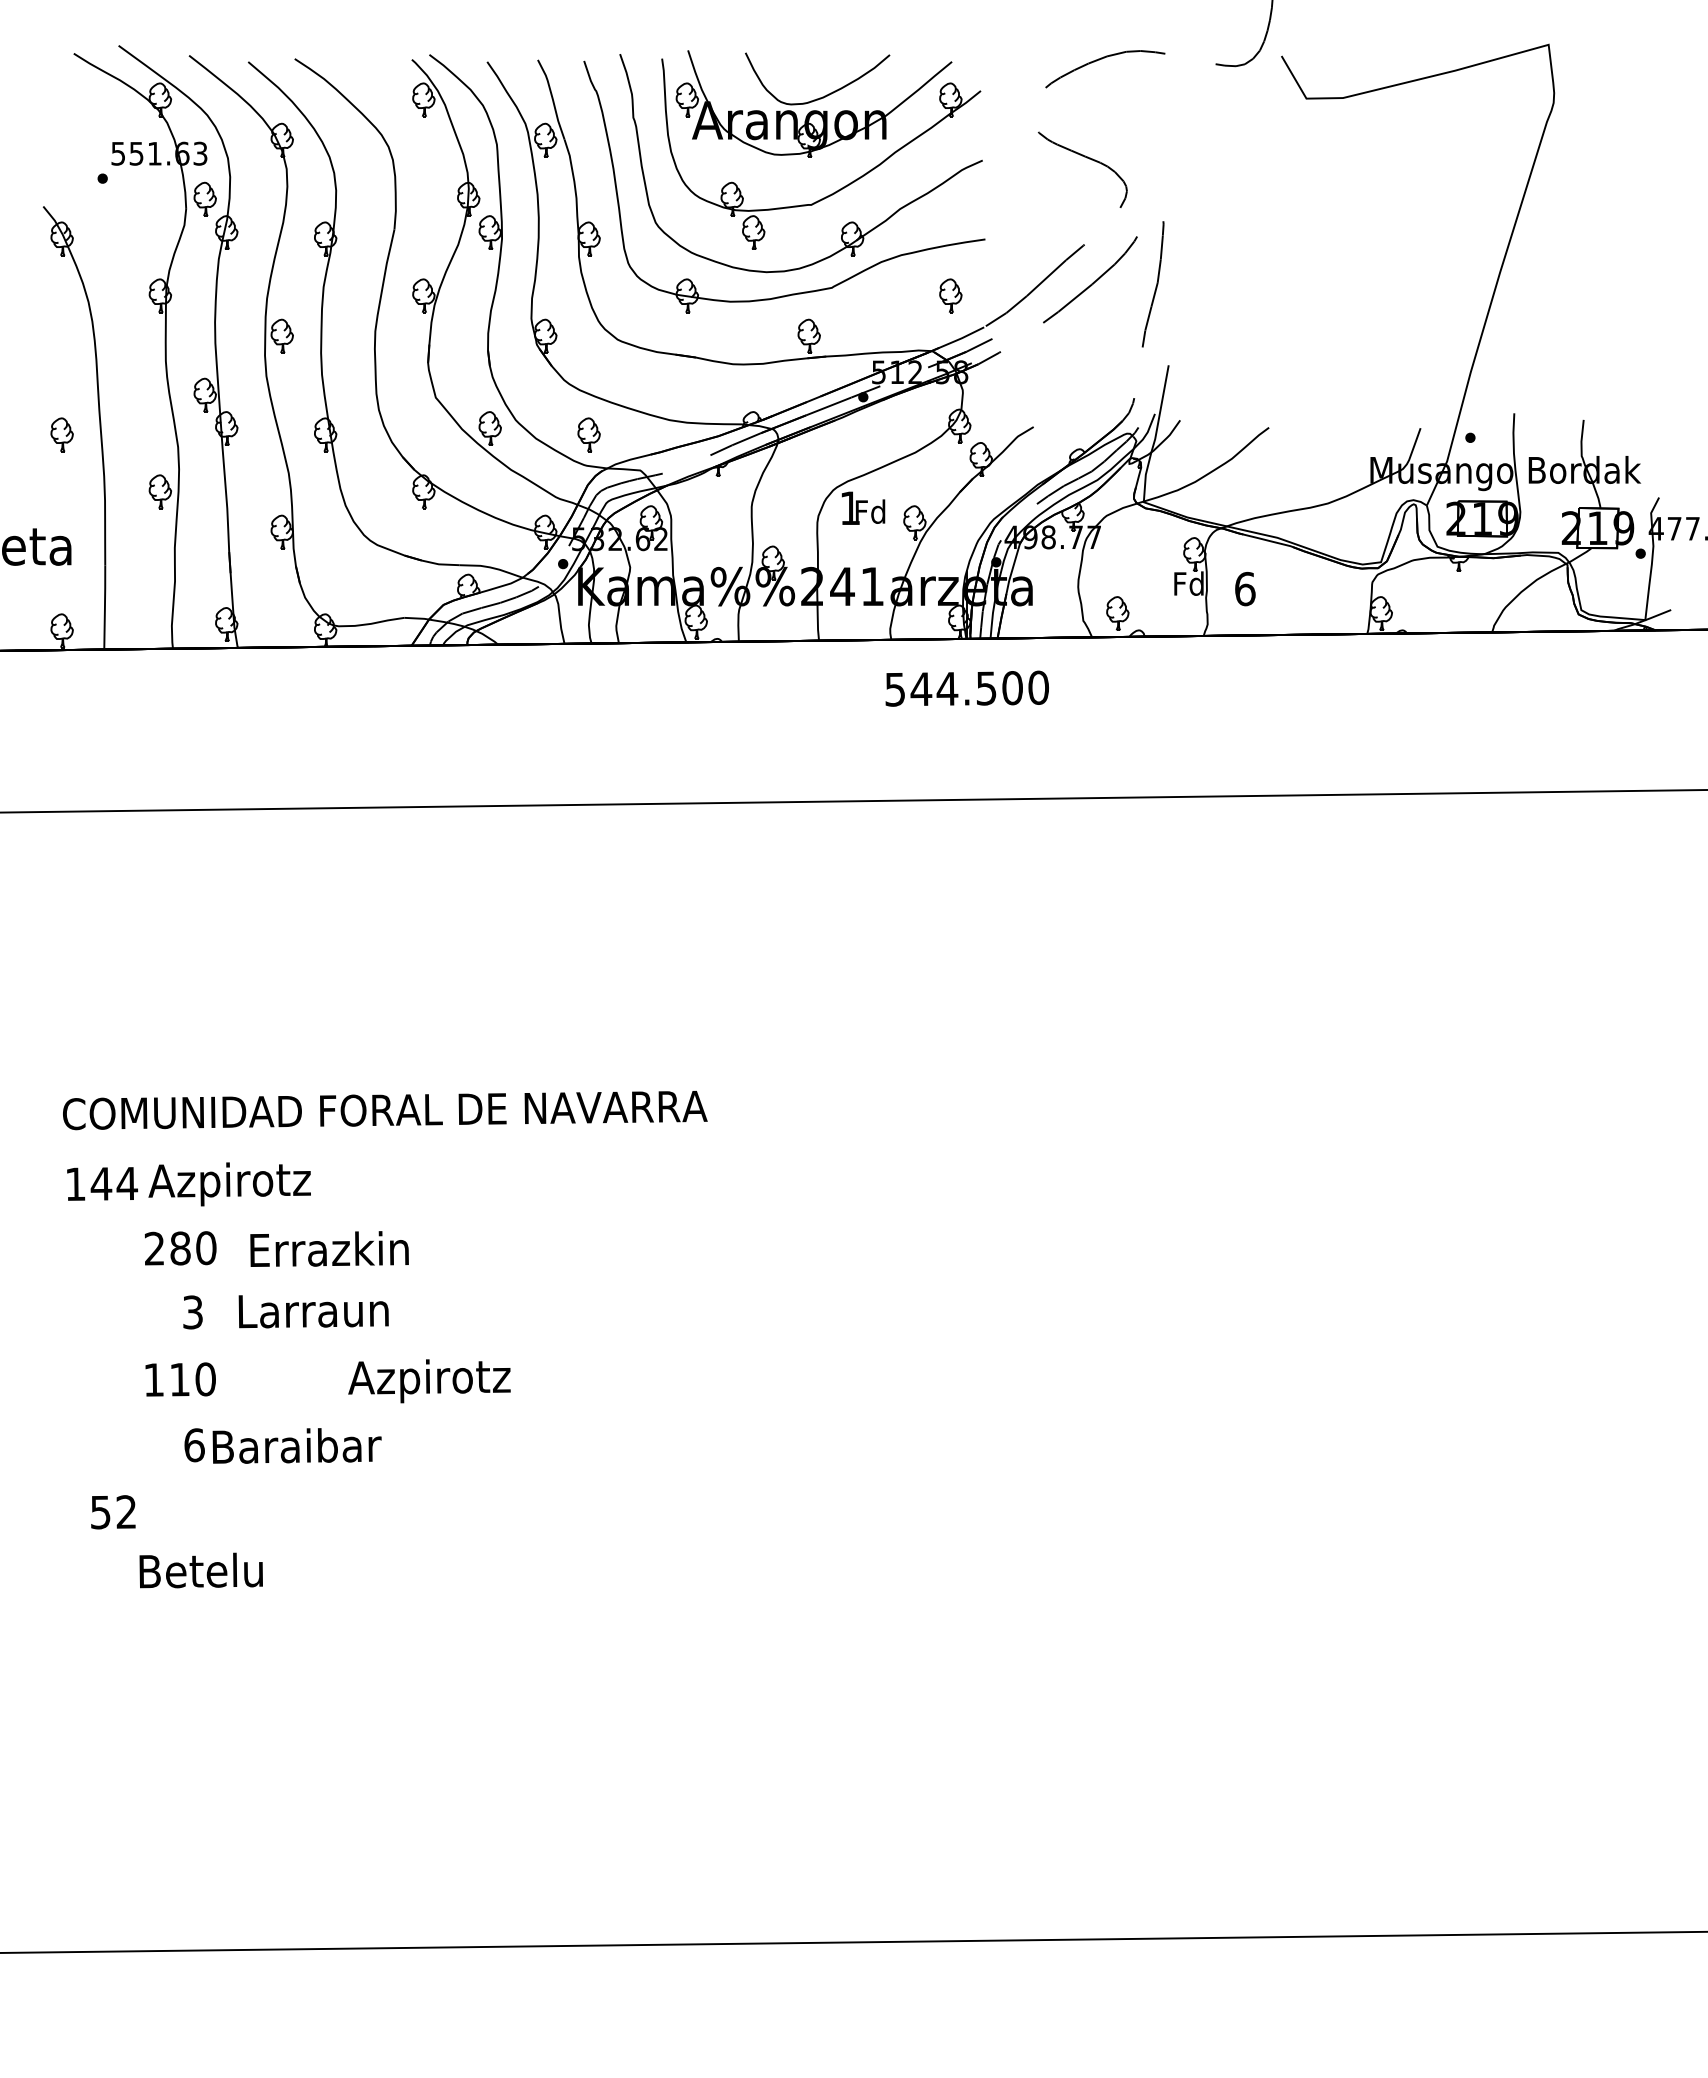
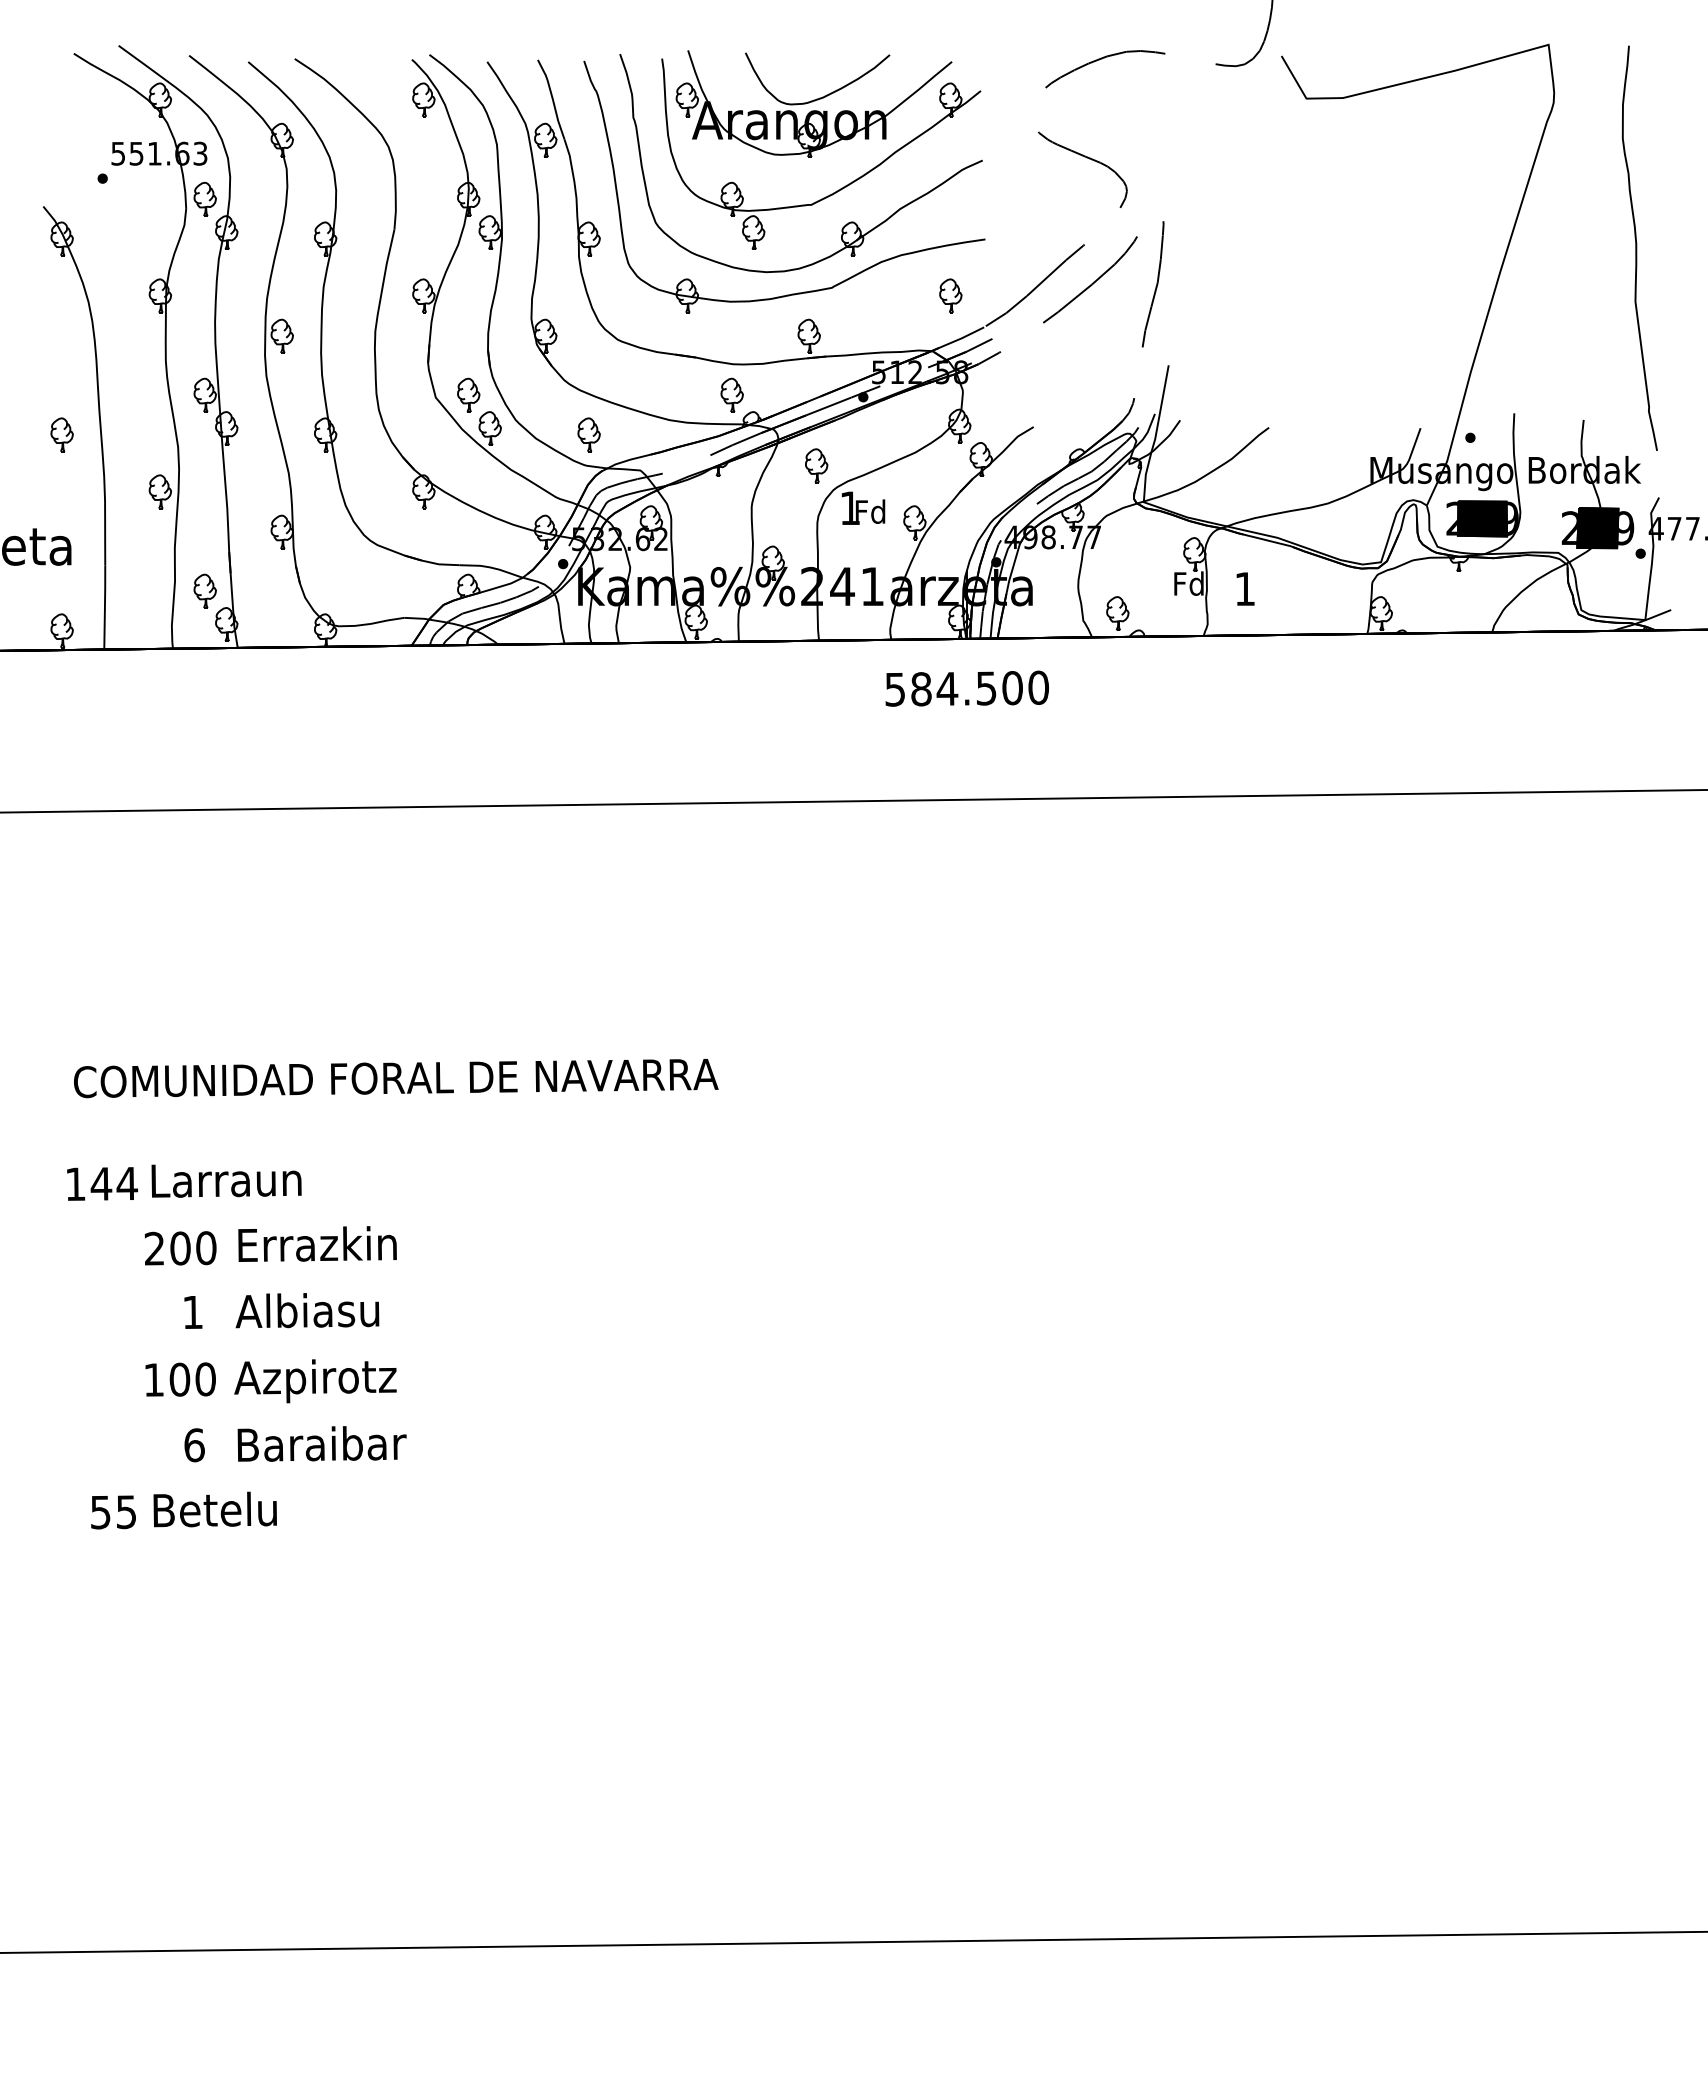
curve: none -> present (1637, 247)
part: none -> present (468, 394)
part: none -> present (731, 394)
part: none -> present (816, 465)
fill: none -> present (1482, 518)
fill: none -> present (1597, 528)
text: 6 -> 1 (1245, 588)
part: none -> present (204, 590)
text: 544.500 -> 584.500 (921, 689)
text position: (385, 1110) -> (396, 1078) (396, 1078)
text: Azpirotz -> Larraun (229, 1184)
text: 280 -> 200 (180, 1248)
text position: (329, 1248) -> (317, 1243) (317, 1243)
text: Larraun -> Albiasu (311, 1310)
text: 3 -> 1 (192, 1312)
text: 110 -> 100 (179, 1379)
text position: (429, 1381) -> (315, 1381) (315, 1381)
text position: (296, 1445) -> (321, 1443) (321, 1443)
text: 52 -> 55 (125, 1512)
text position: (200, 1570) -> (214, 1509) (214, 1509)
